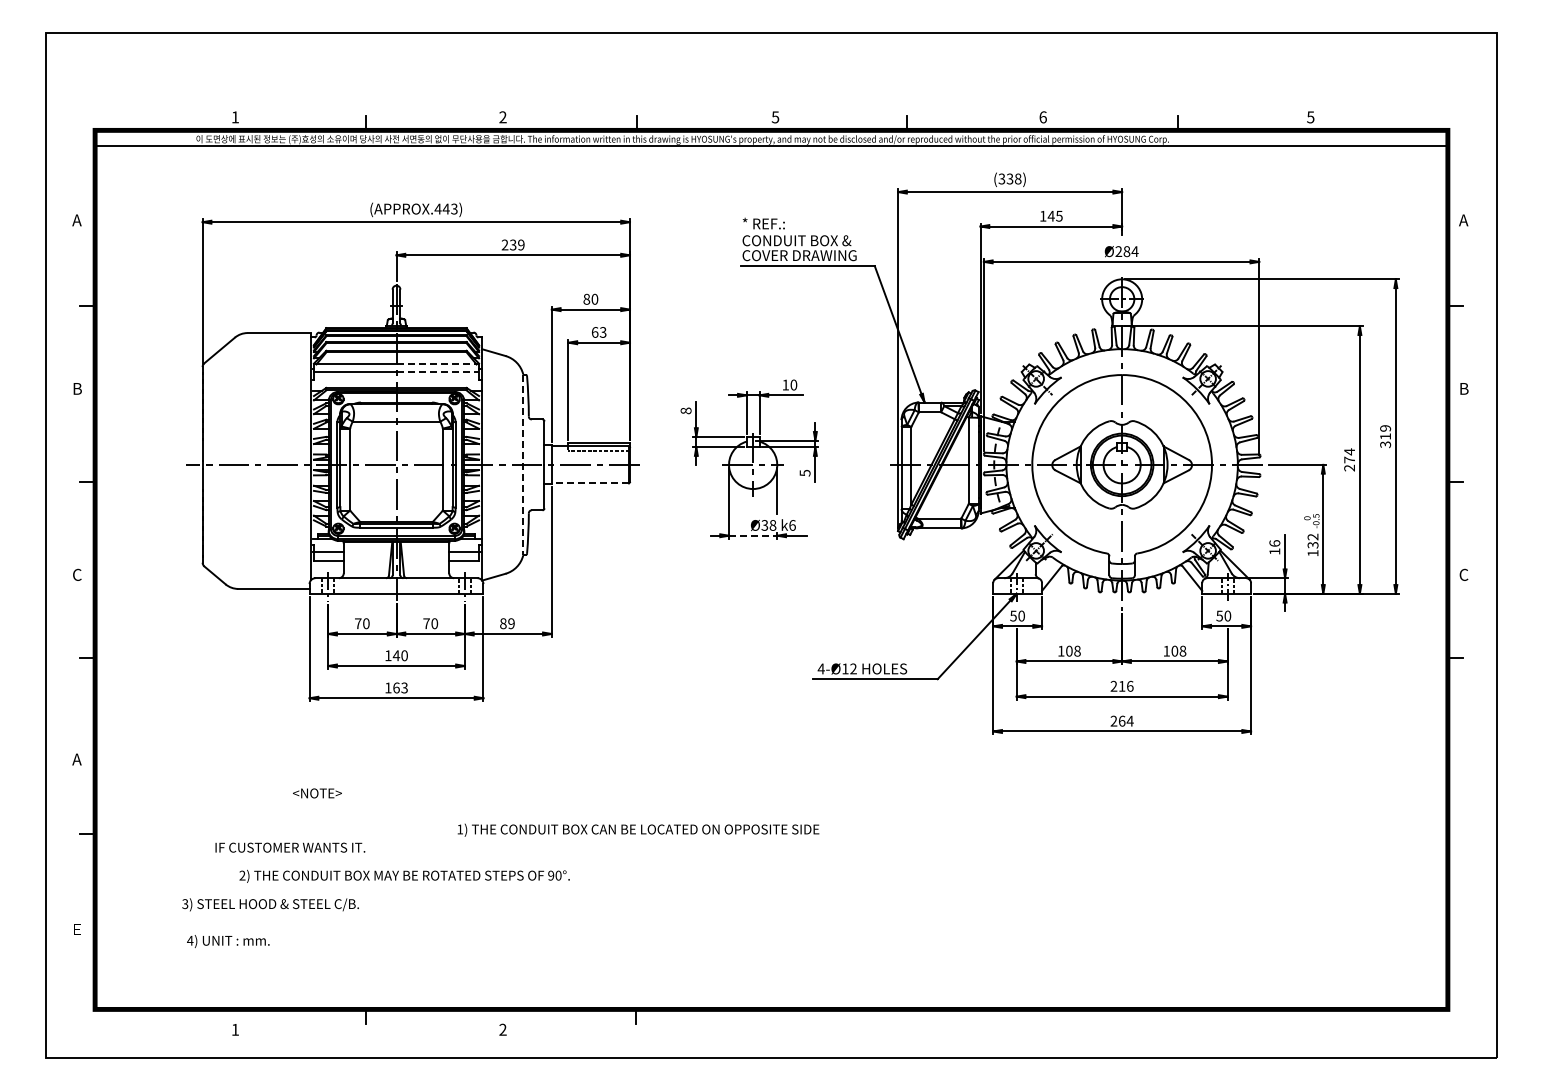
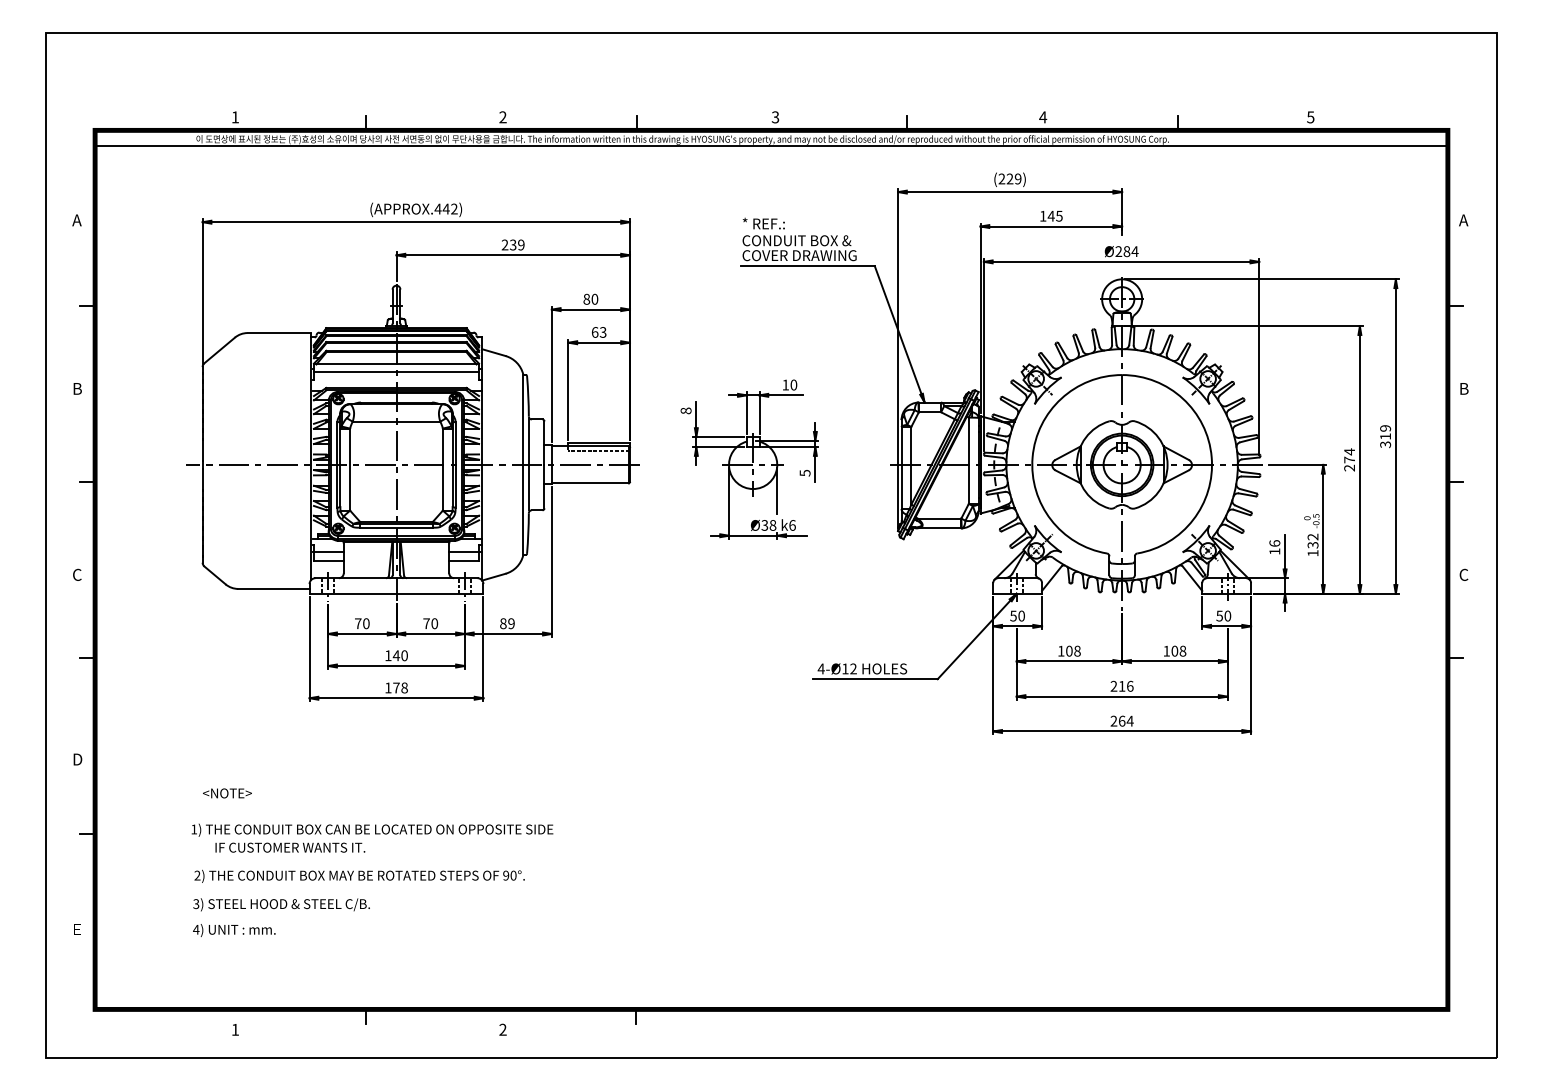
text: 5 -> 3 (775, 116)
text: 6 -> 4 (1043, 117)
text: (338) -> (229) (1009, 178)
text: (APPROX.443) -> (APPROX.442) (454, 209)
line: dashed -> solid (438, 364)
line: dashed -> solid (438, 372)
line: dashed -> solid (523, 464)
line: none -> present (528, 464)
line: dashed -> solid (590, 483)
line: dashed -> solid (753, 535)
text: 163 -> 178 (400, 687)
text: A -> D (77, 759)
text position: (317, 793) -> (227, 793) (227, 793)
text position: (638, 829) -> (372, 829) (372, 829)
text position: (404, 875) -> (359, 875) (359, 875)
text position: (270, 904) -> (281, 904) (281, 904)
text position: (228, 941) -> (234, 930) (234, 930)
